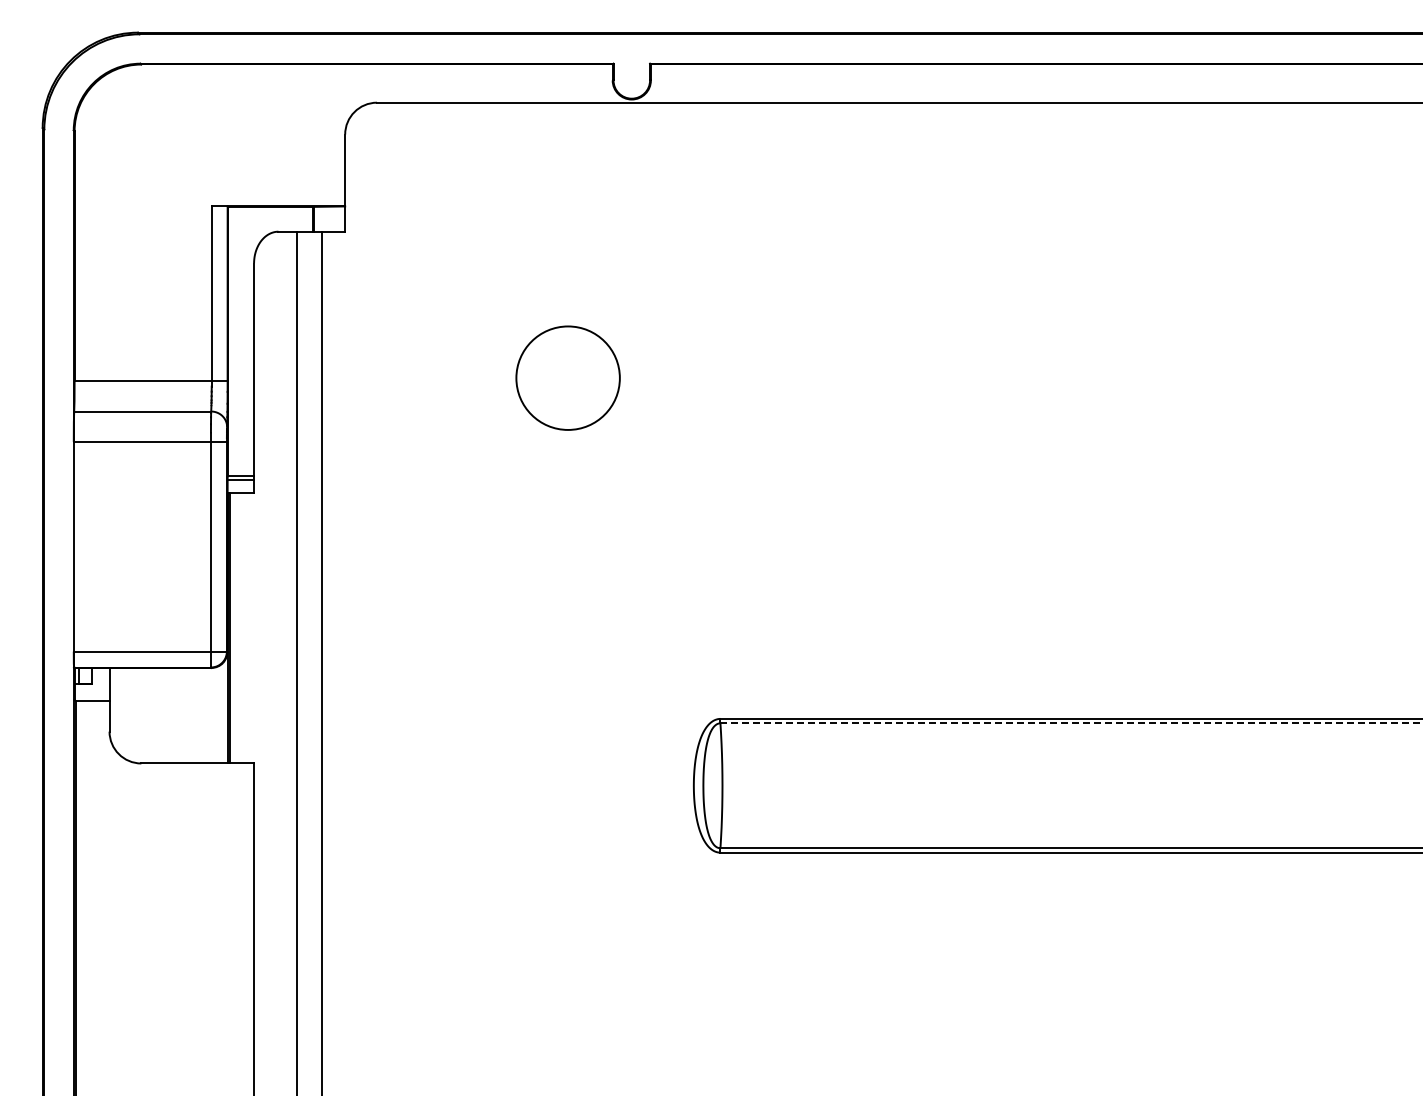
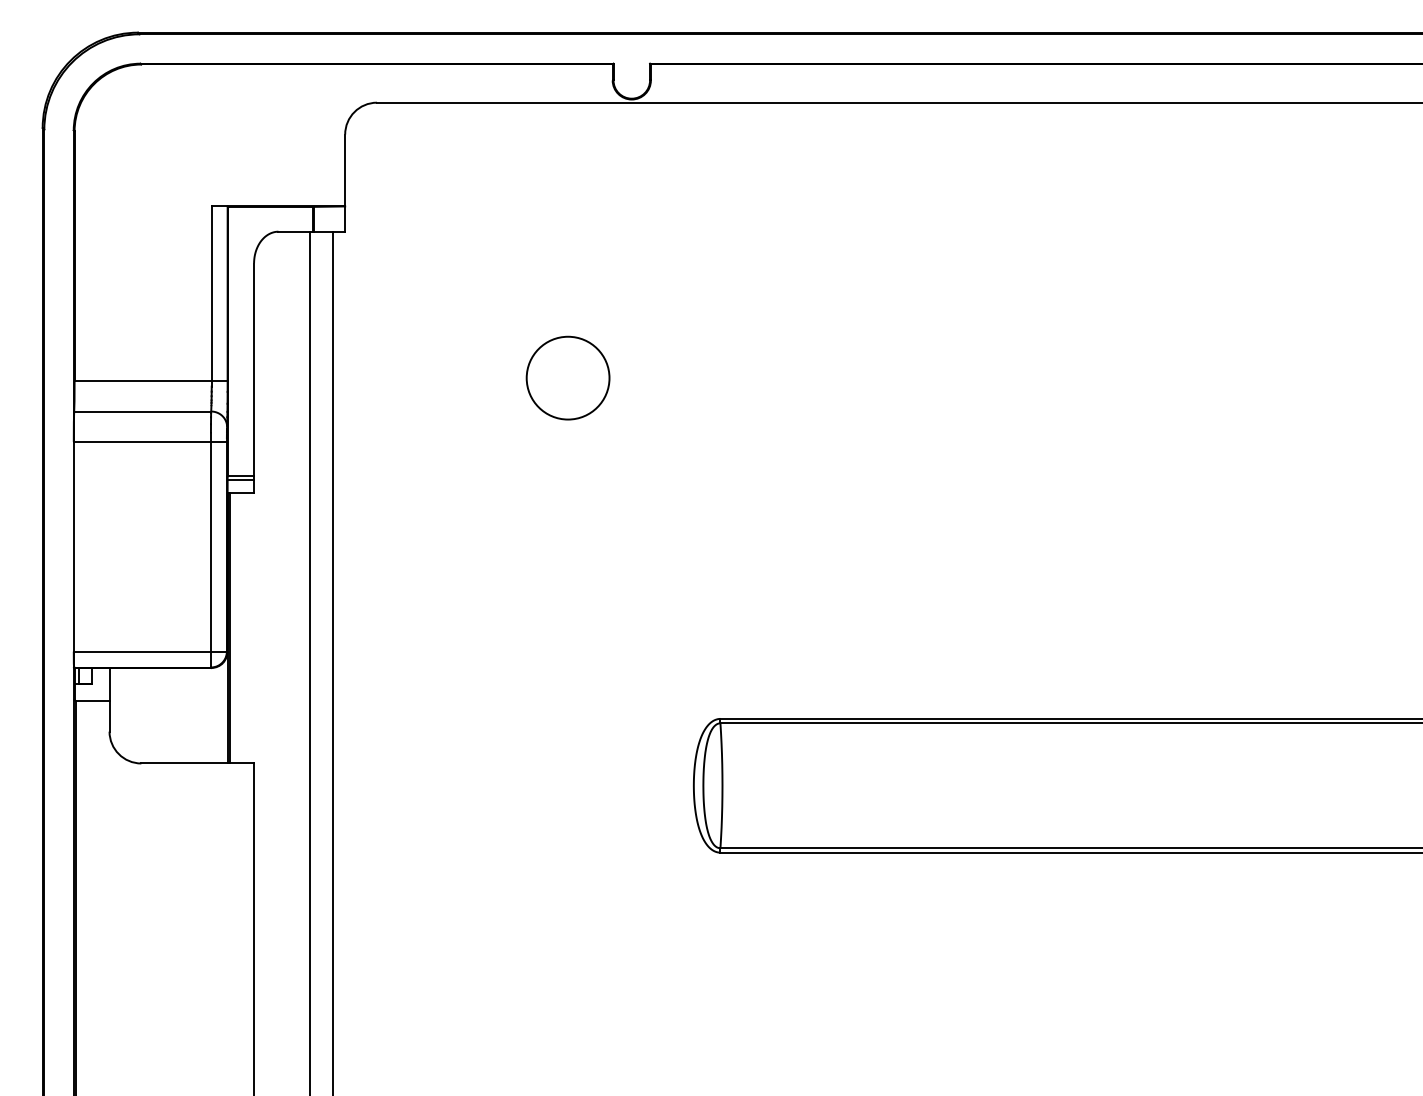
circle size: 106x106 px -> 86x86 px (567, 377)
line position: (297, 661) -> (310, 661) (310, 661)
line position: (322, 661) -> (333, 661) (333, 661)
line: dashed -> solid (1071, 723)
